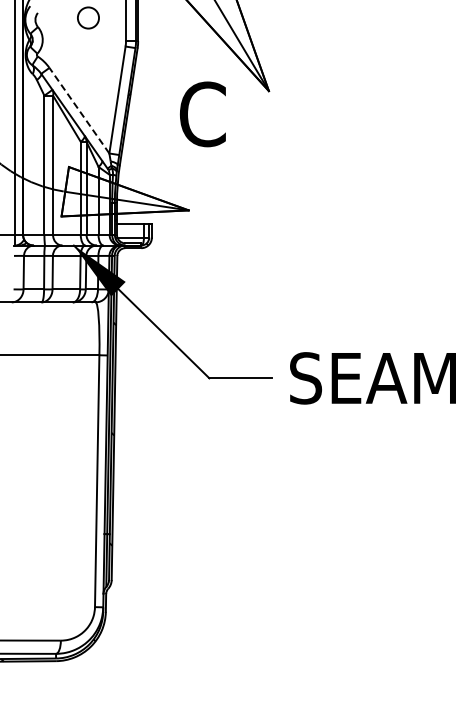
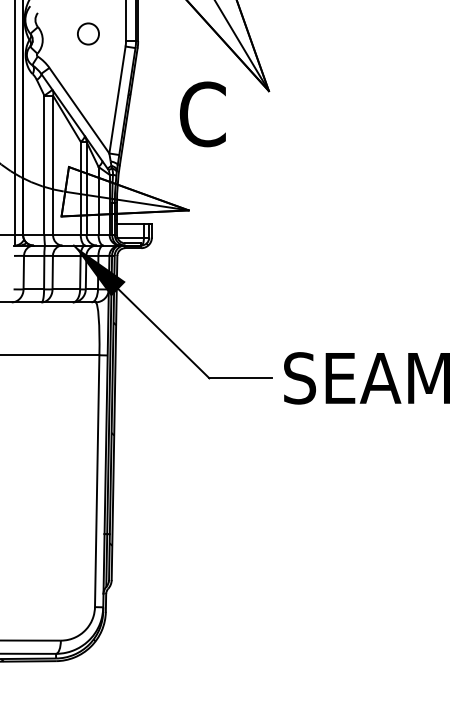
circle position: (88, 17) -> (88, 33) (88, 33)
line: dashed -> solid (79, 110)
text position: (372, 378) -> (366, 378) (366, 378)
